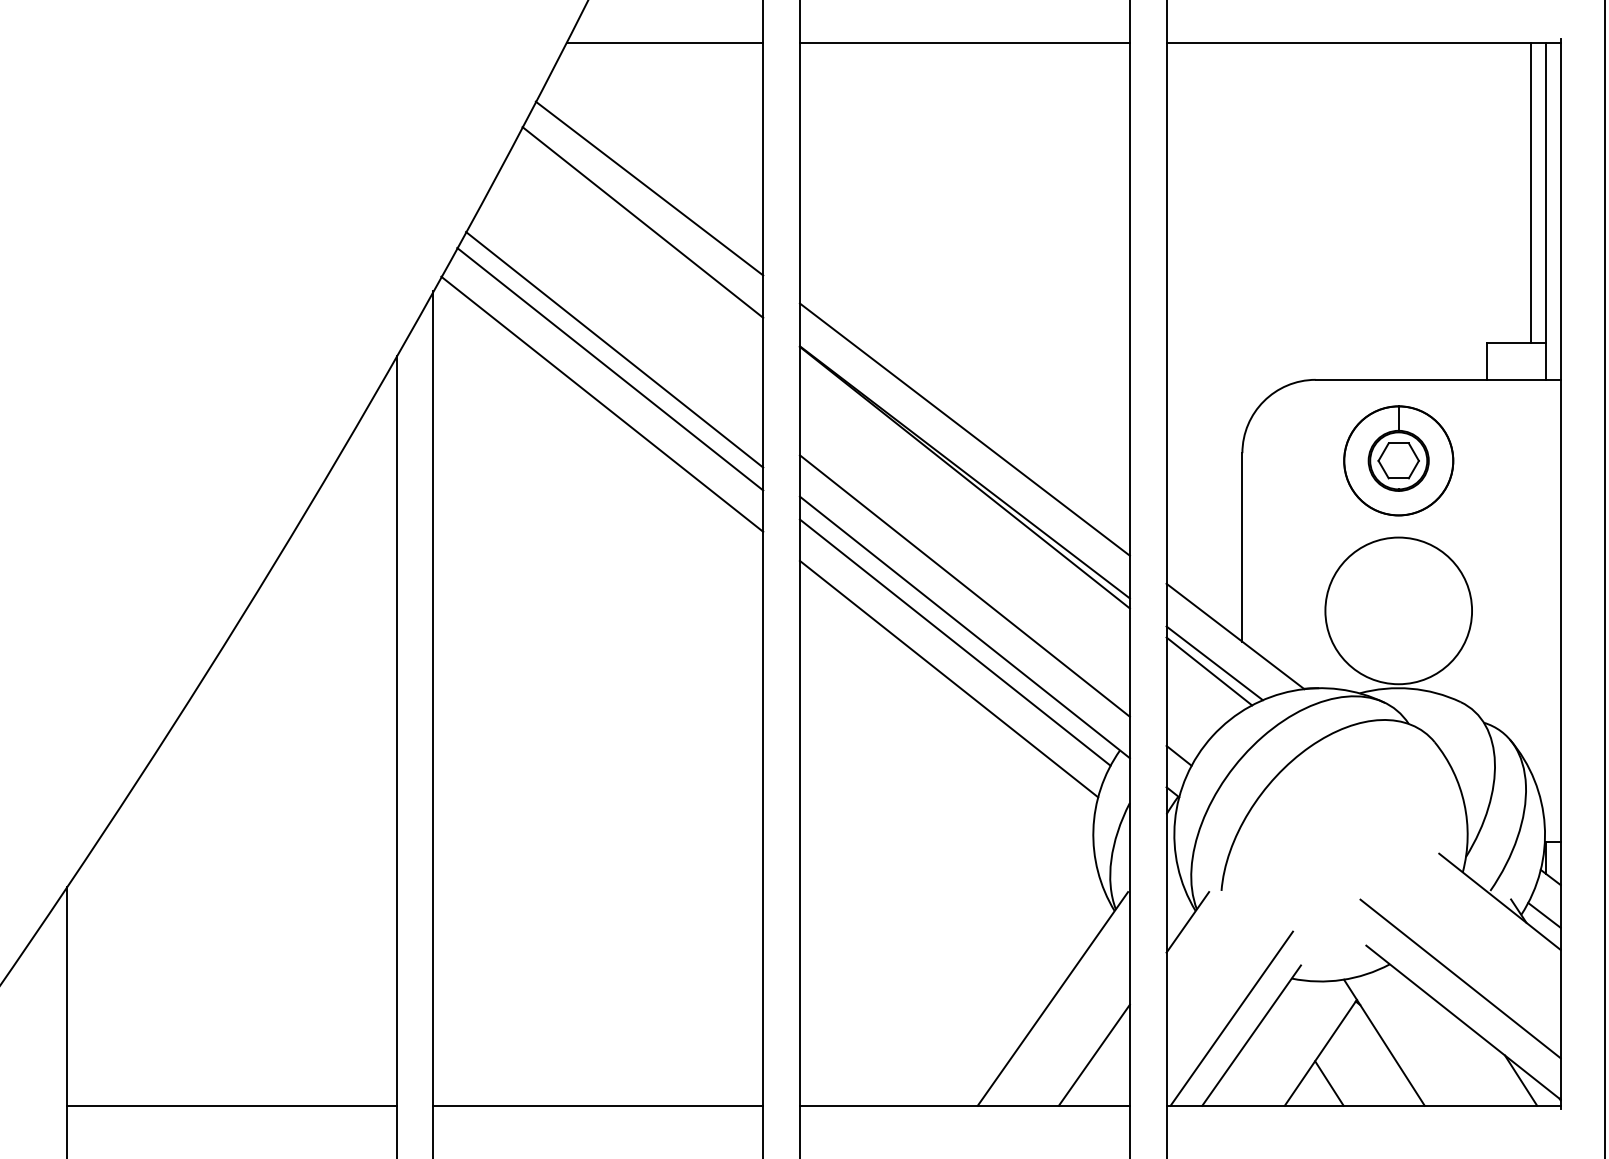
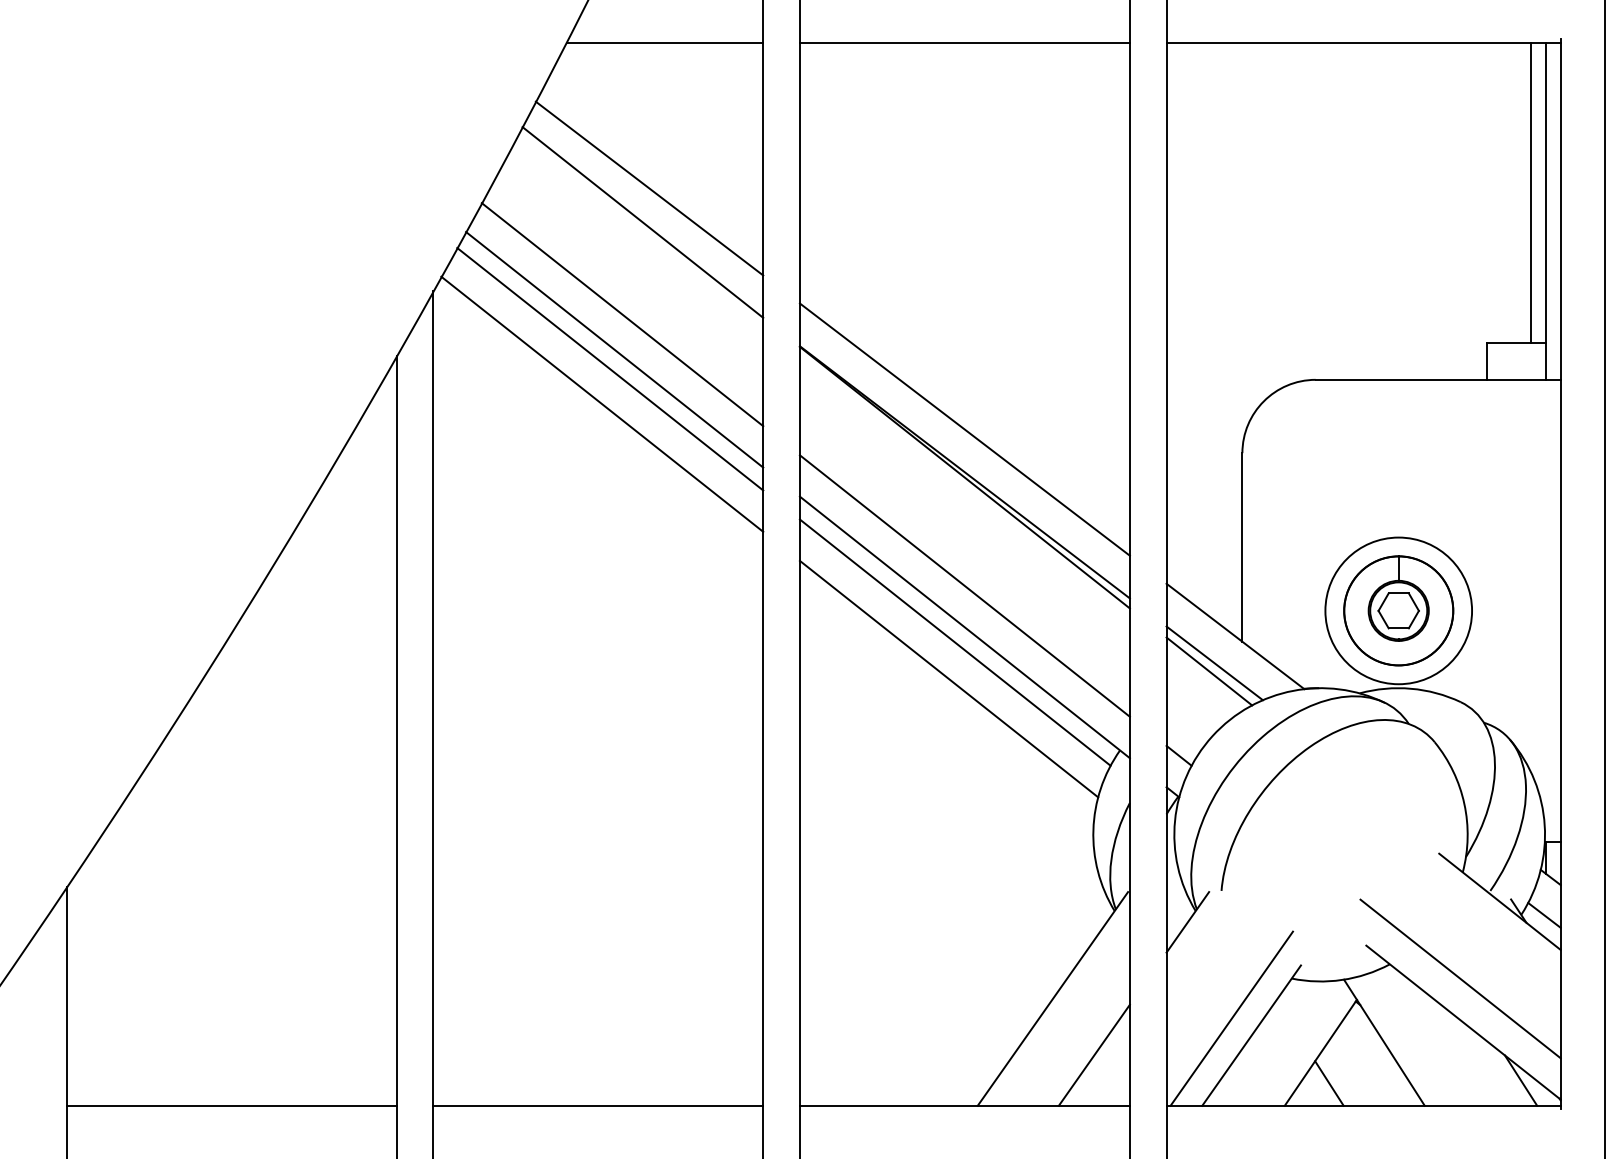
line: none -> present (622, 314)
part position: (1398, 460) -> (1398, 610) (1398, 610)
